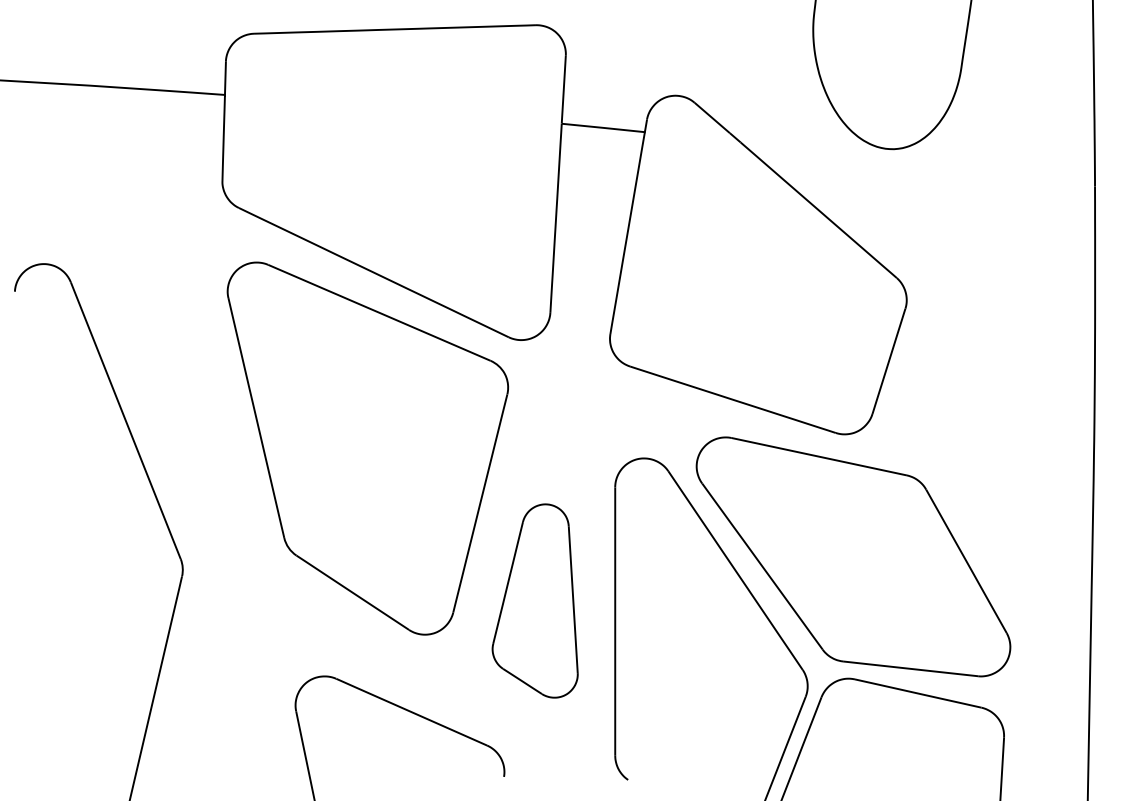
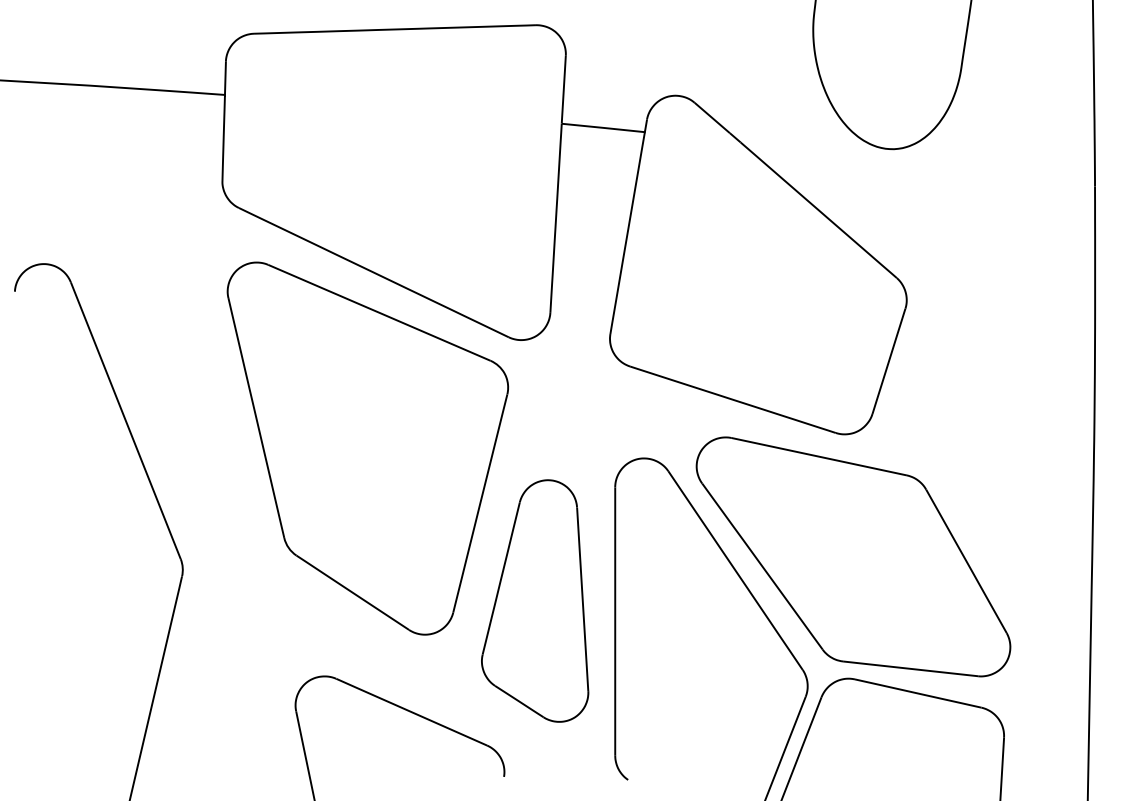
part size: 88x196 px -> 109x244 px (535, 600)
